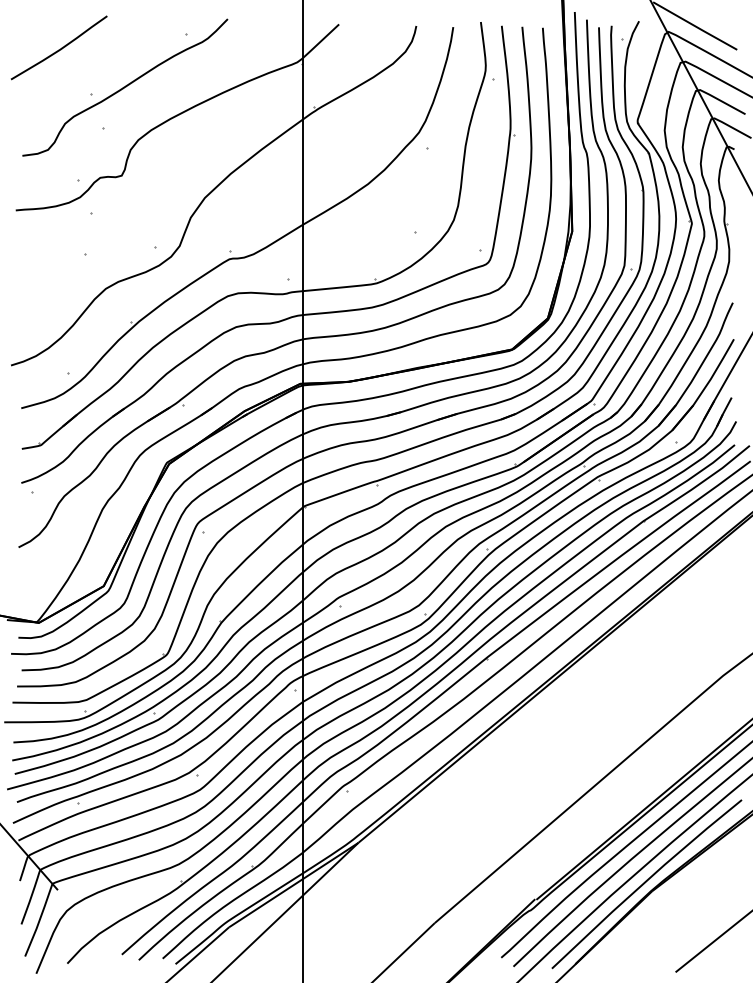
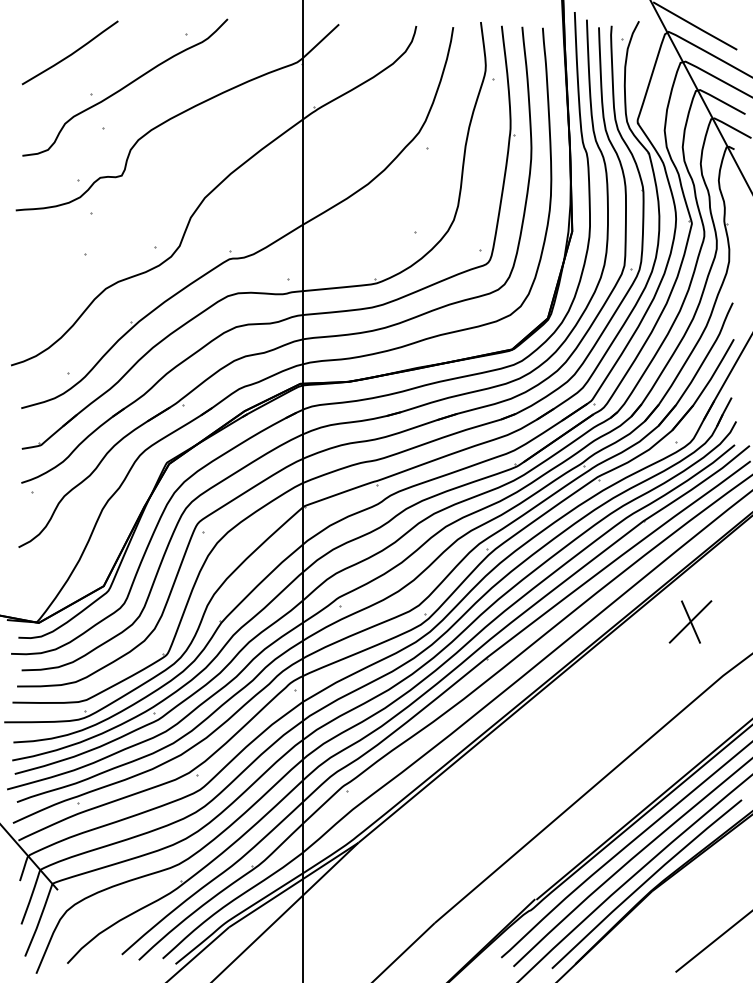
curve position: (58, 49) -> (69, 54) (69, 54)
part: none -> present (690, 621)
